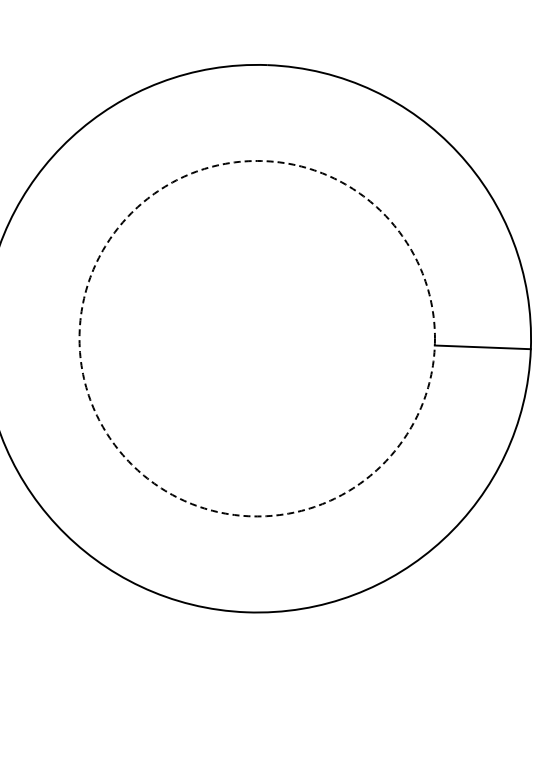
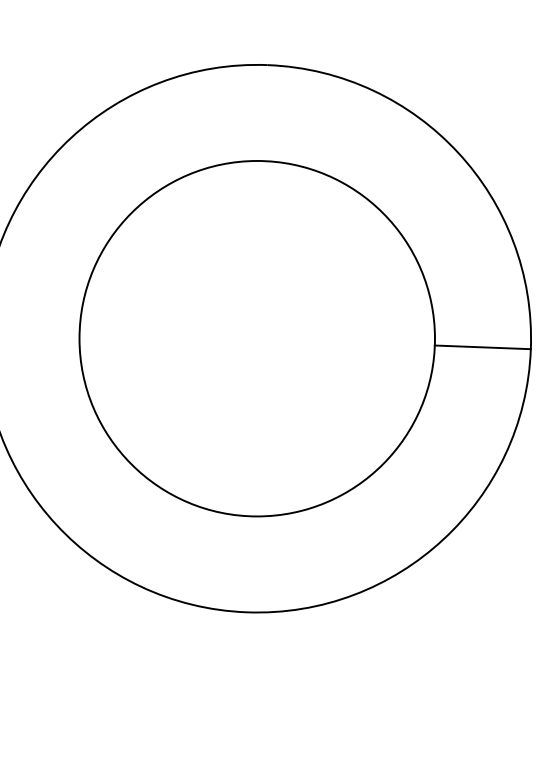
circle: dashed -> solid (256, 338)
